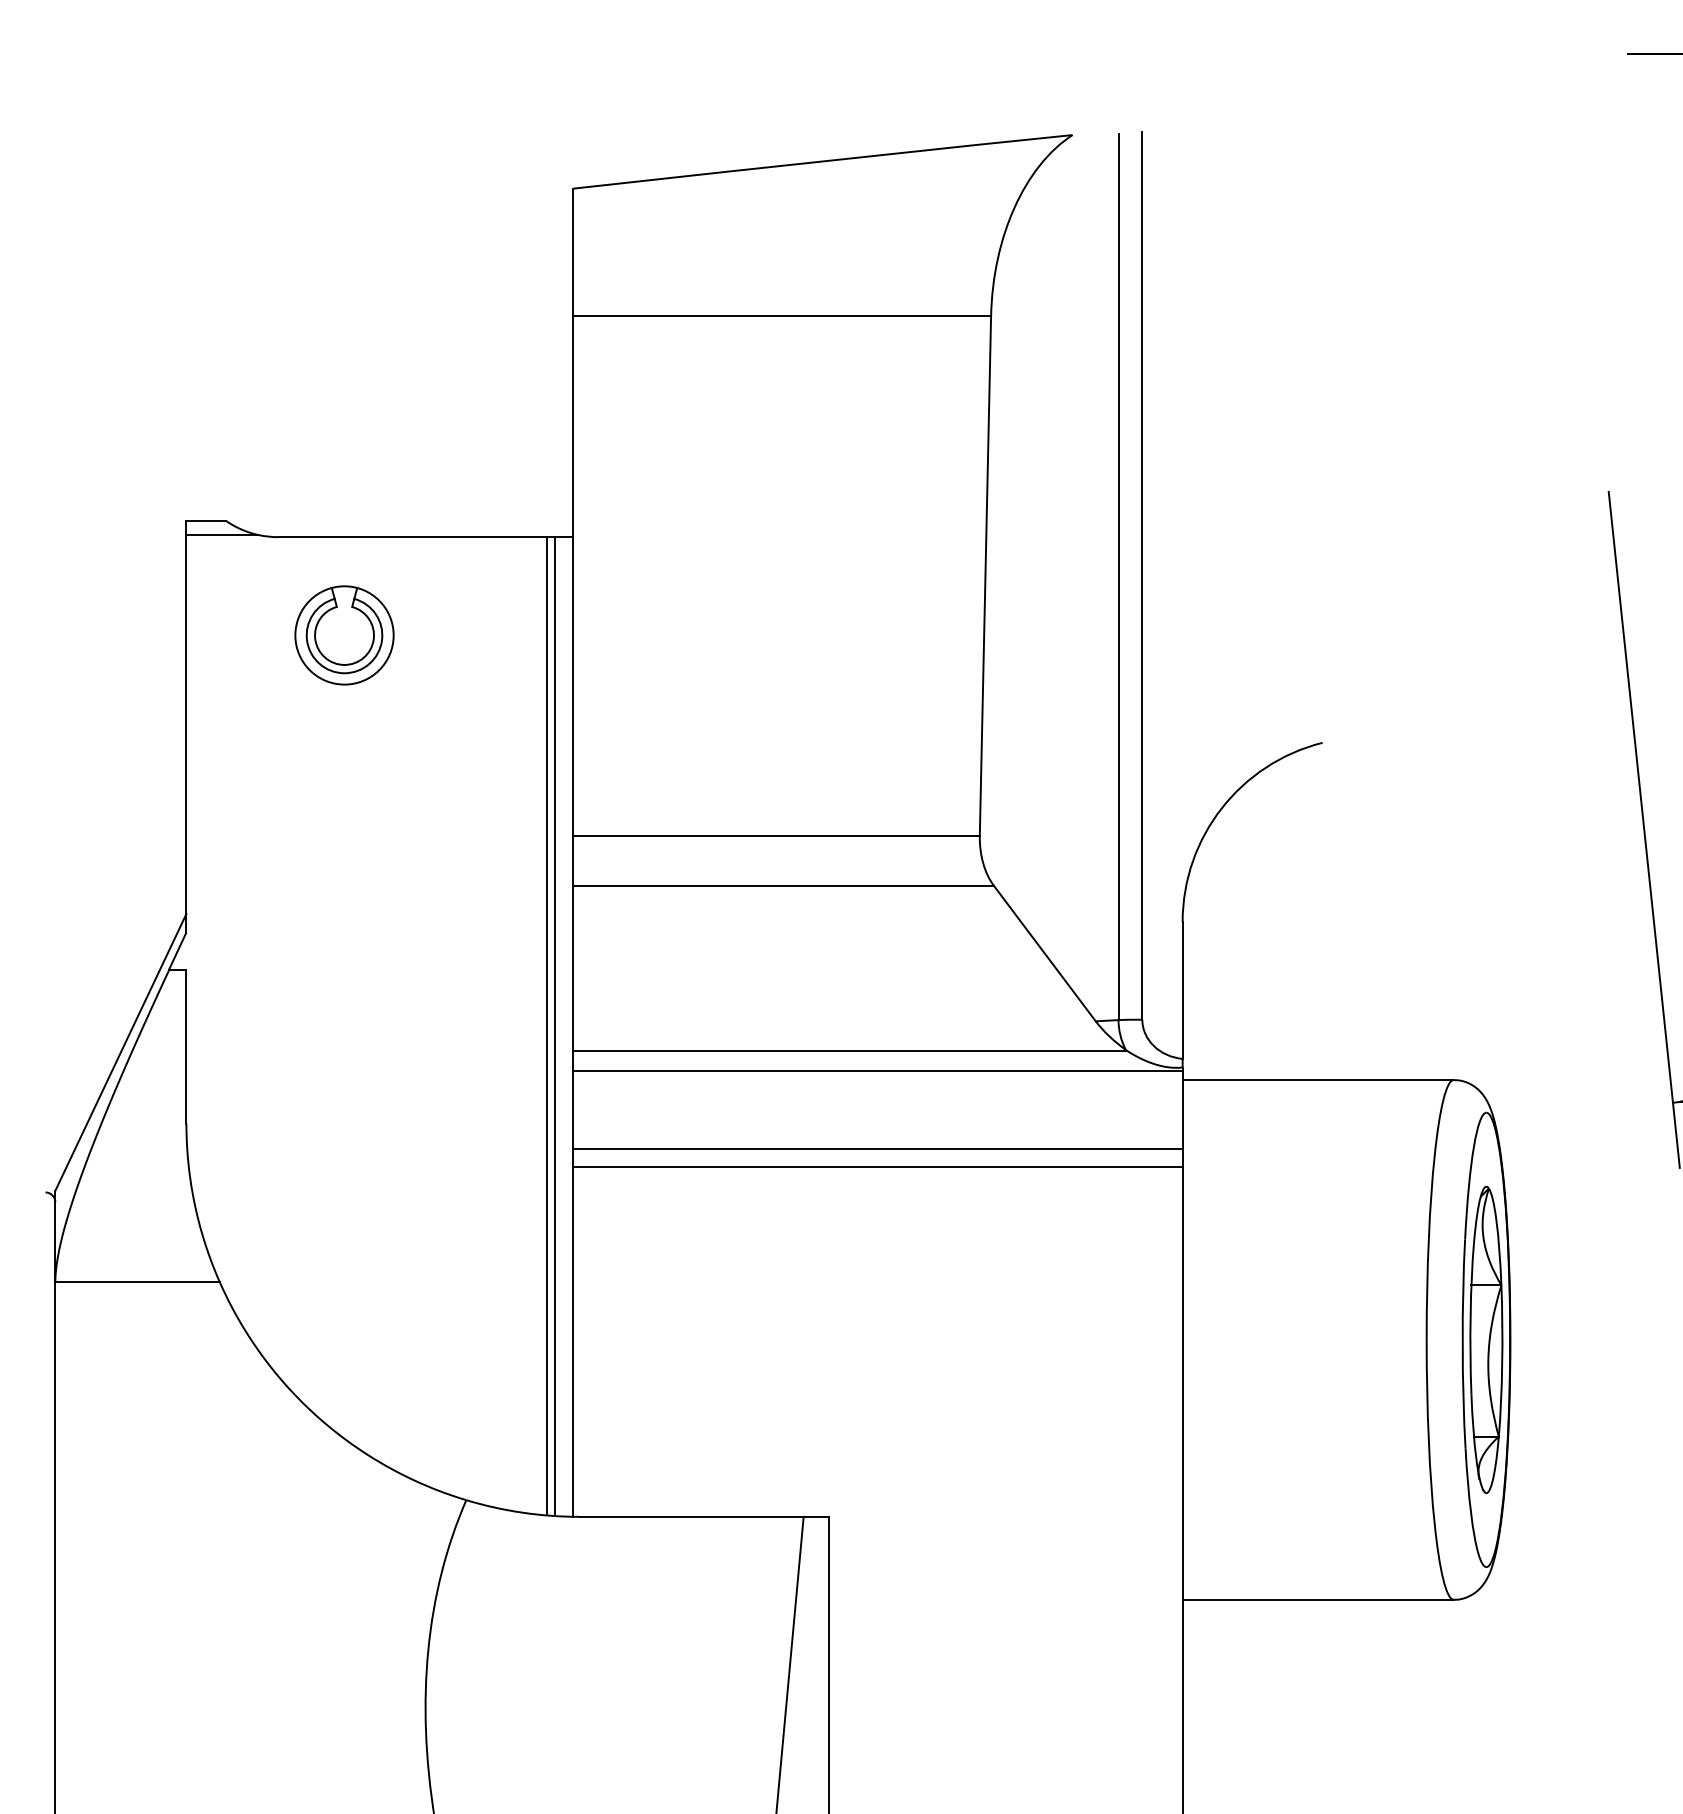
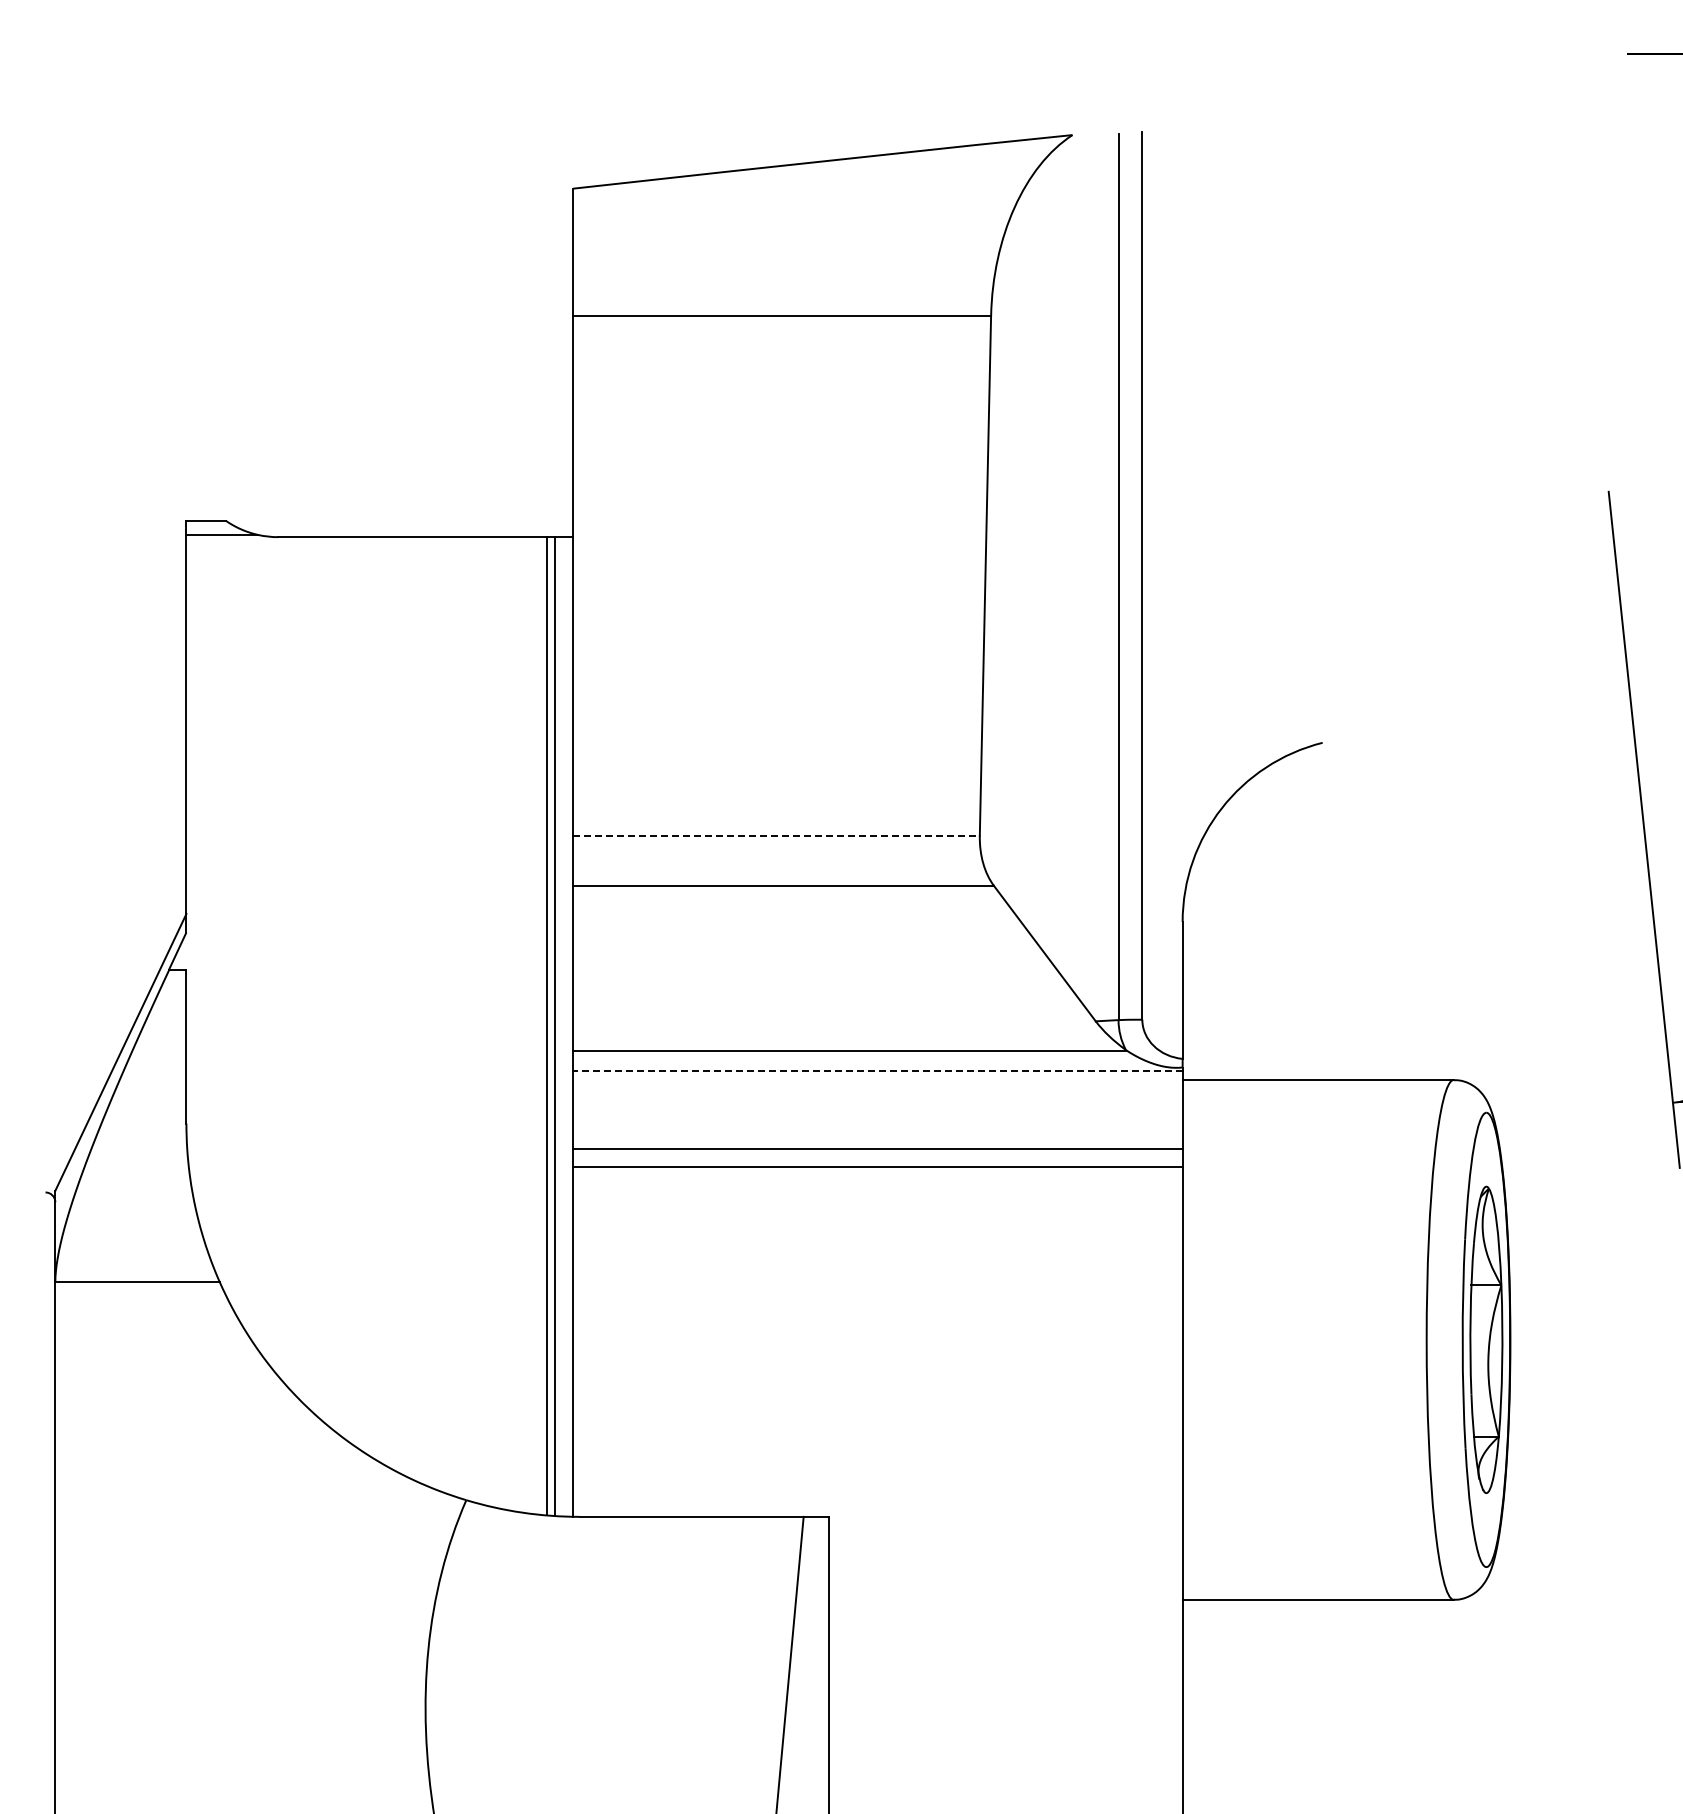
part: present -> none (344, 635)
line: solid -> dashed (777, 835)
line: solid -> dashed (877, 1070)
